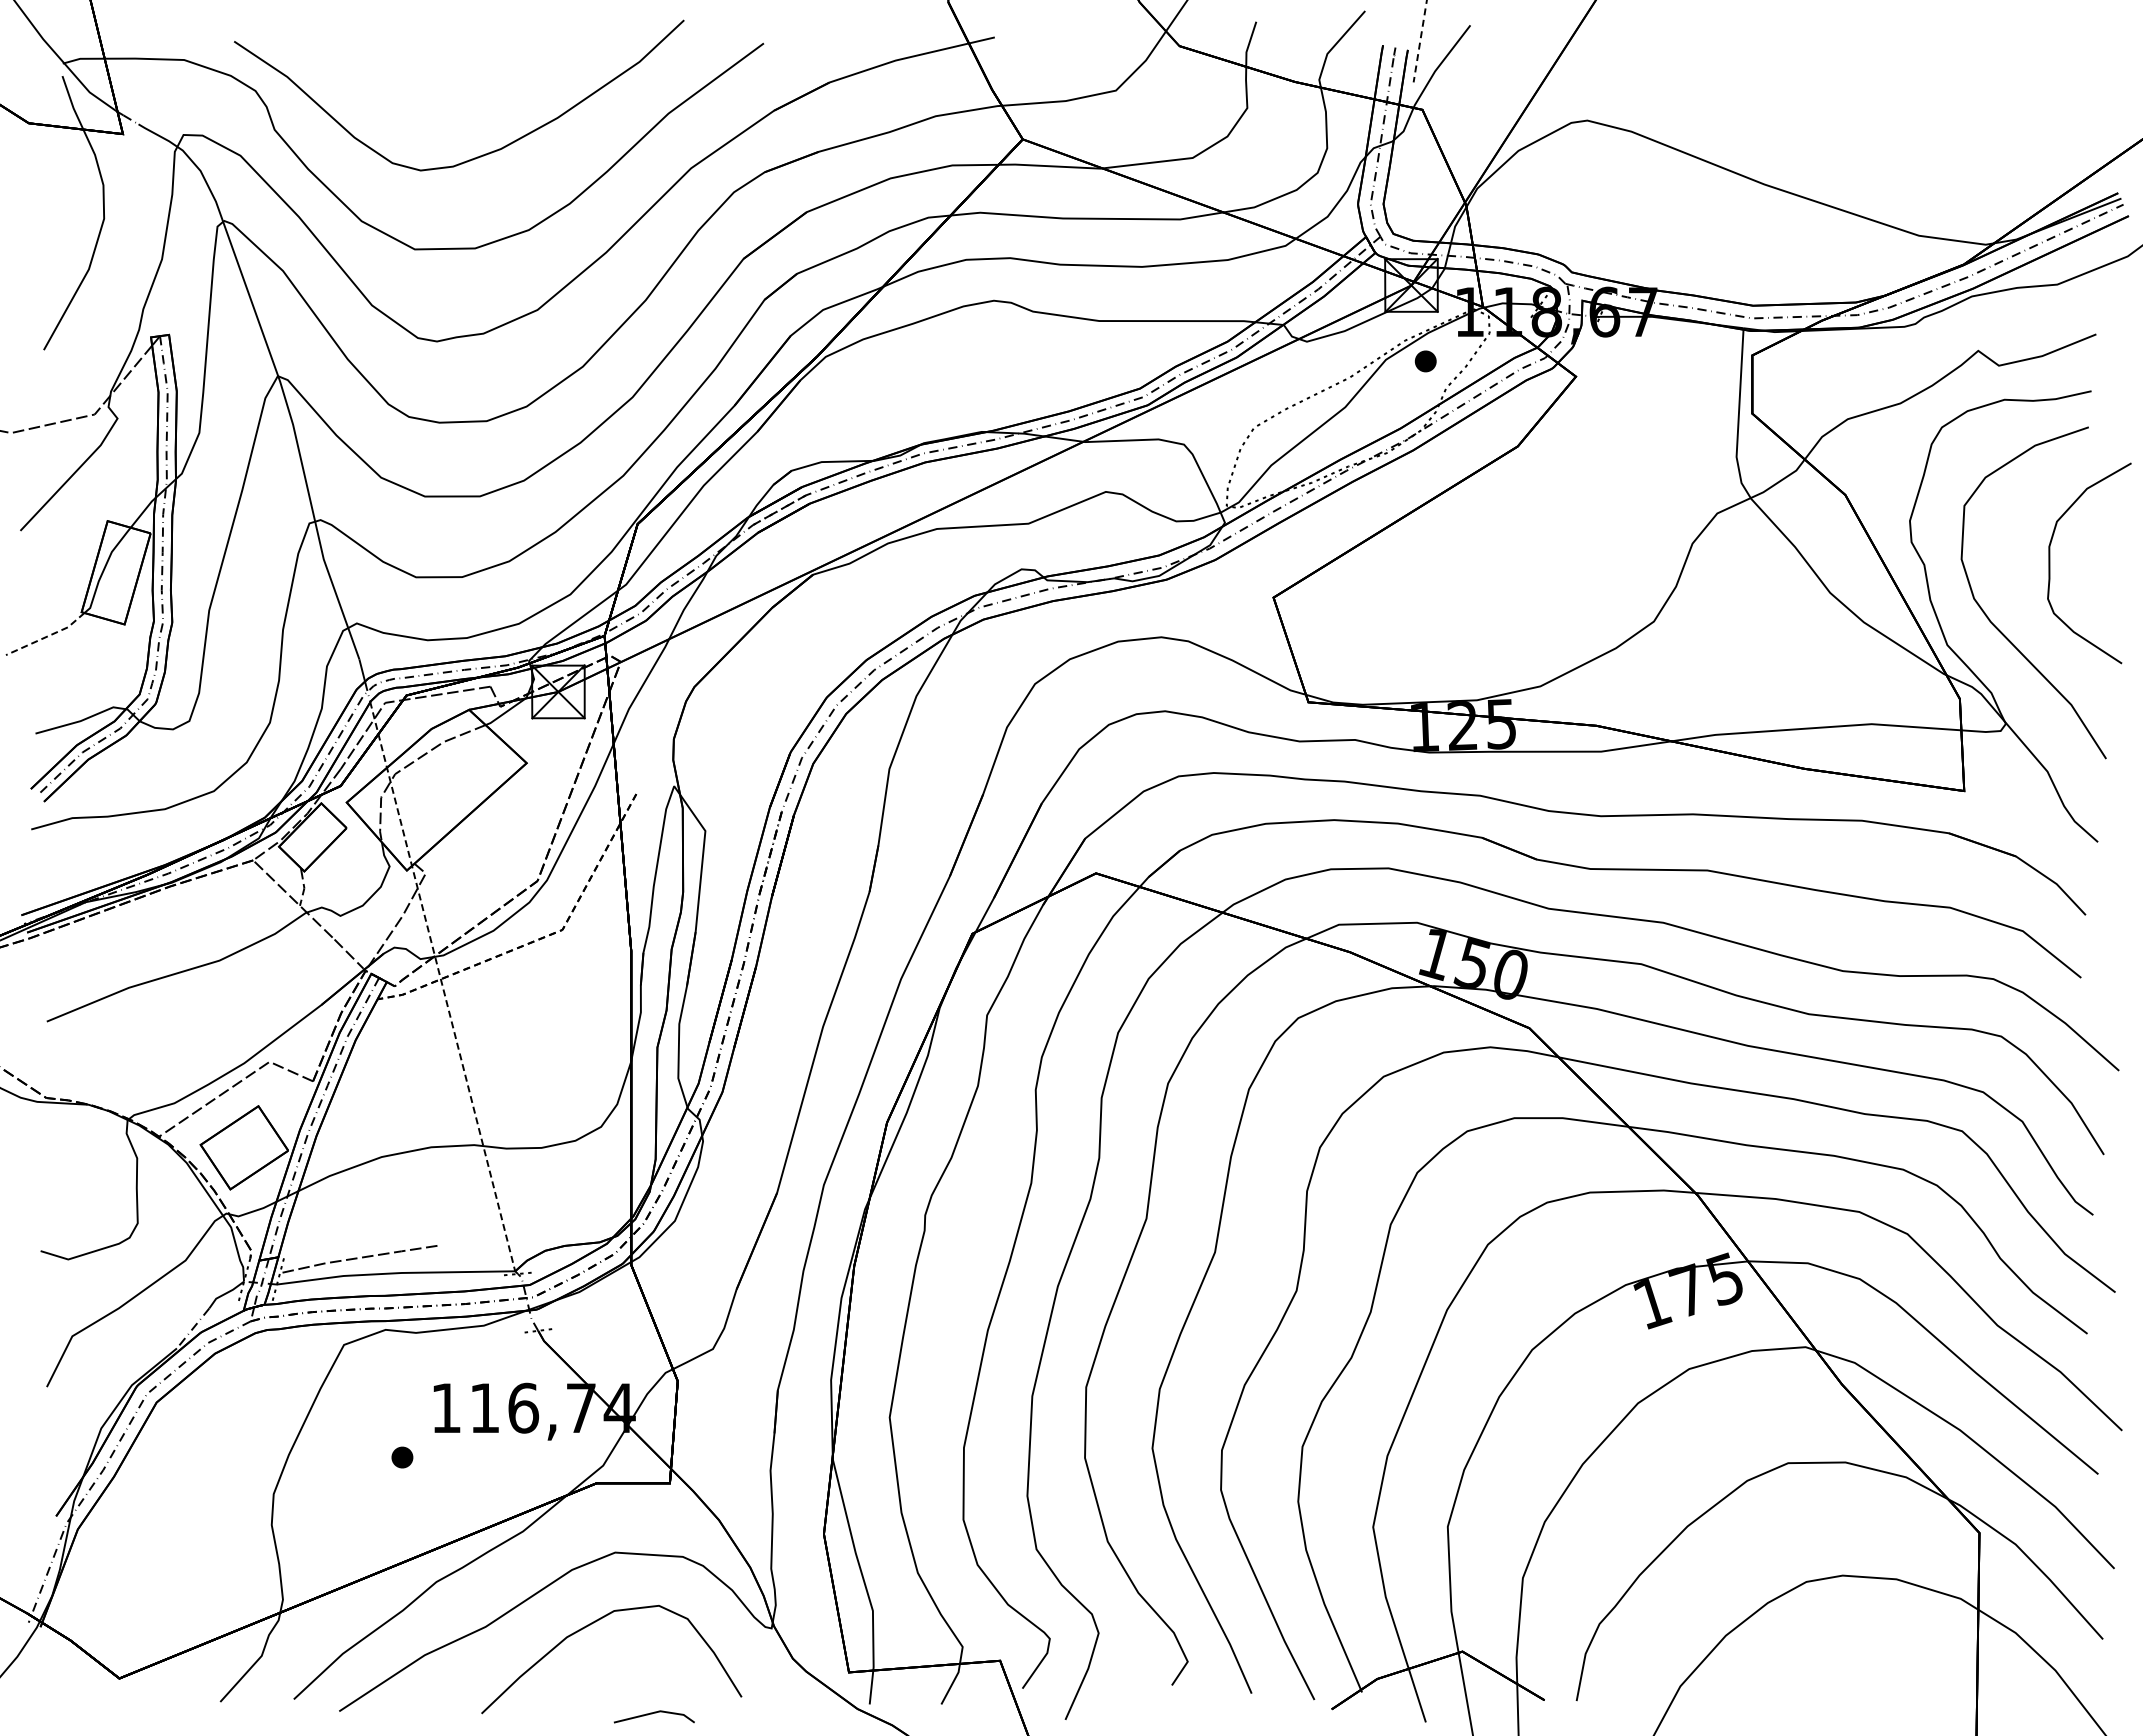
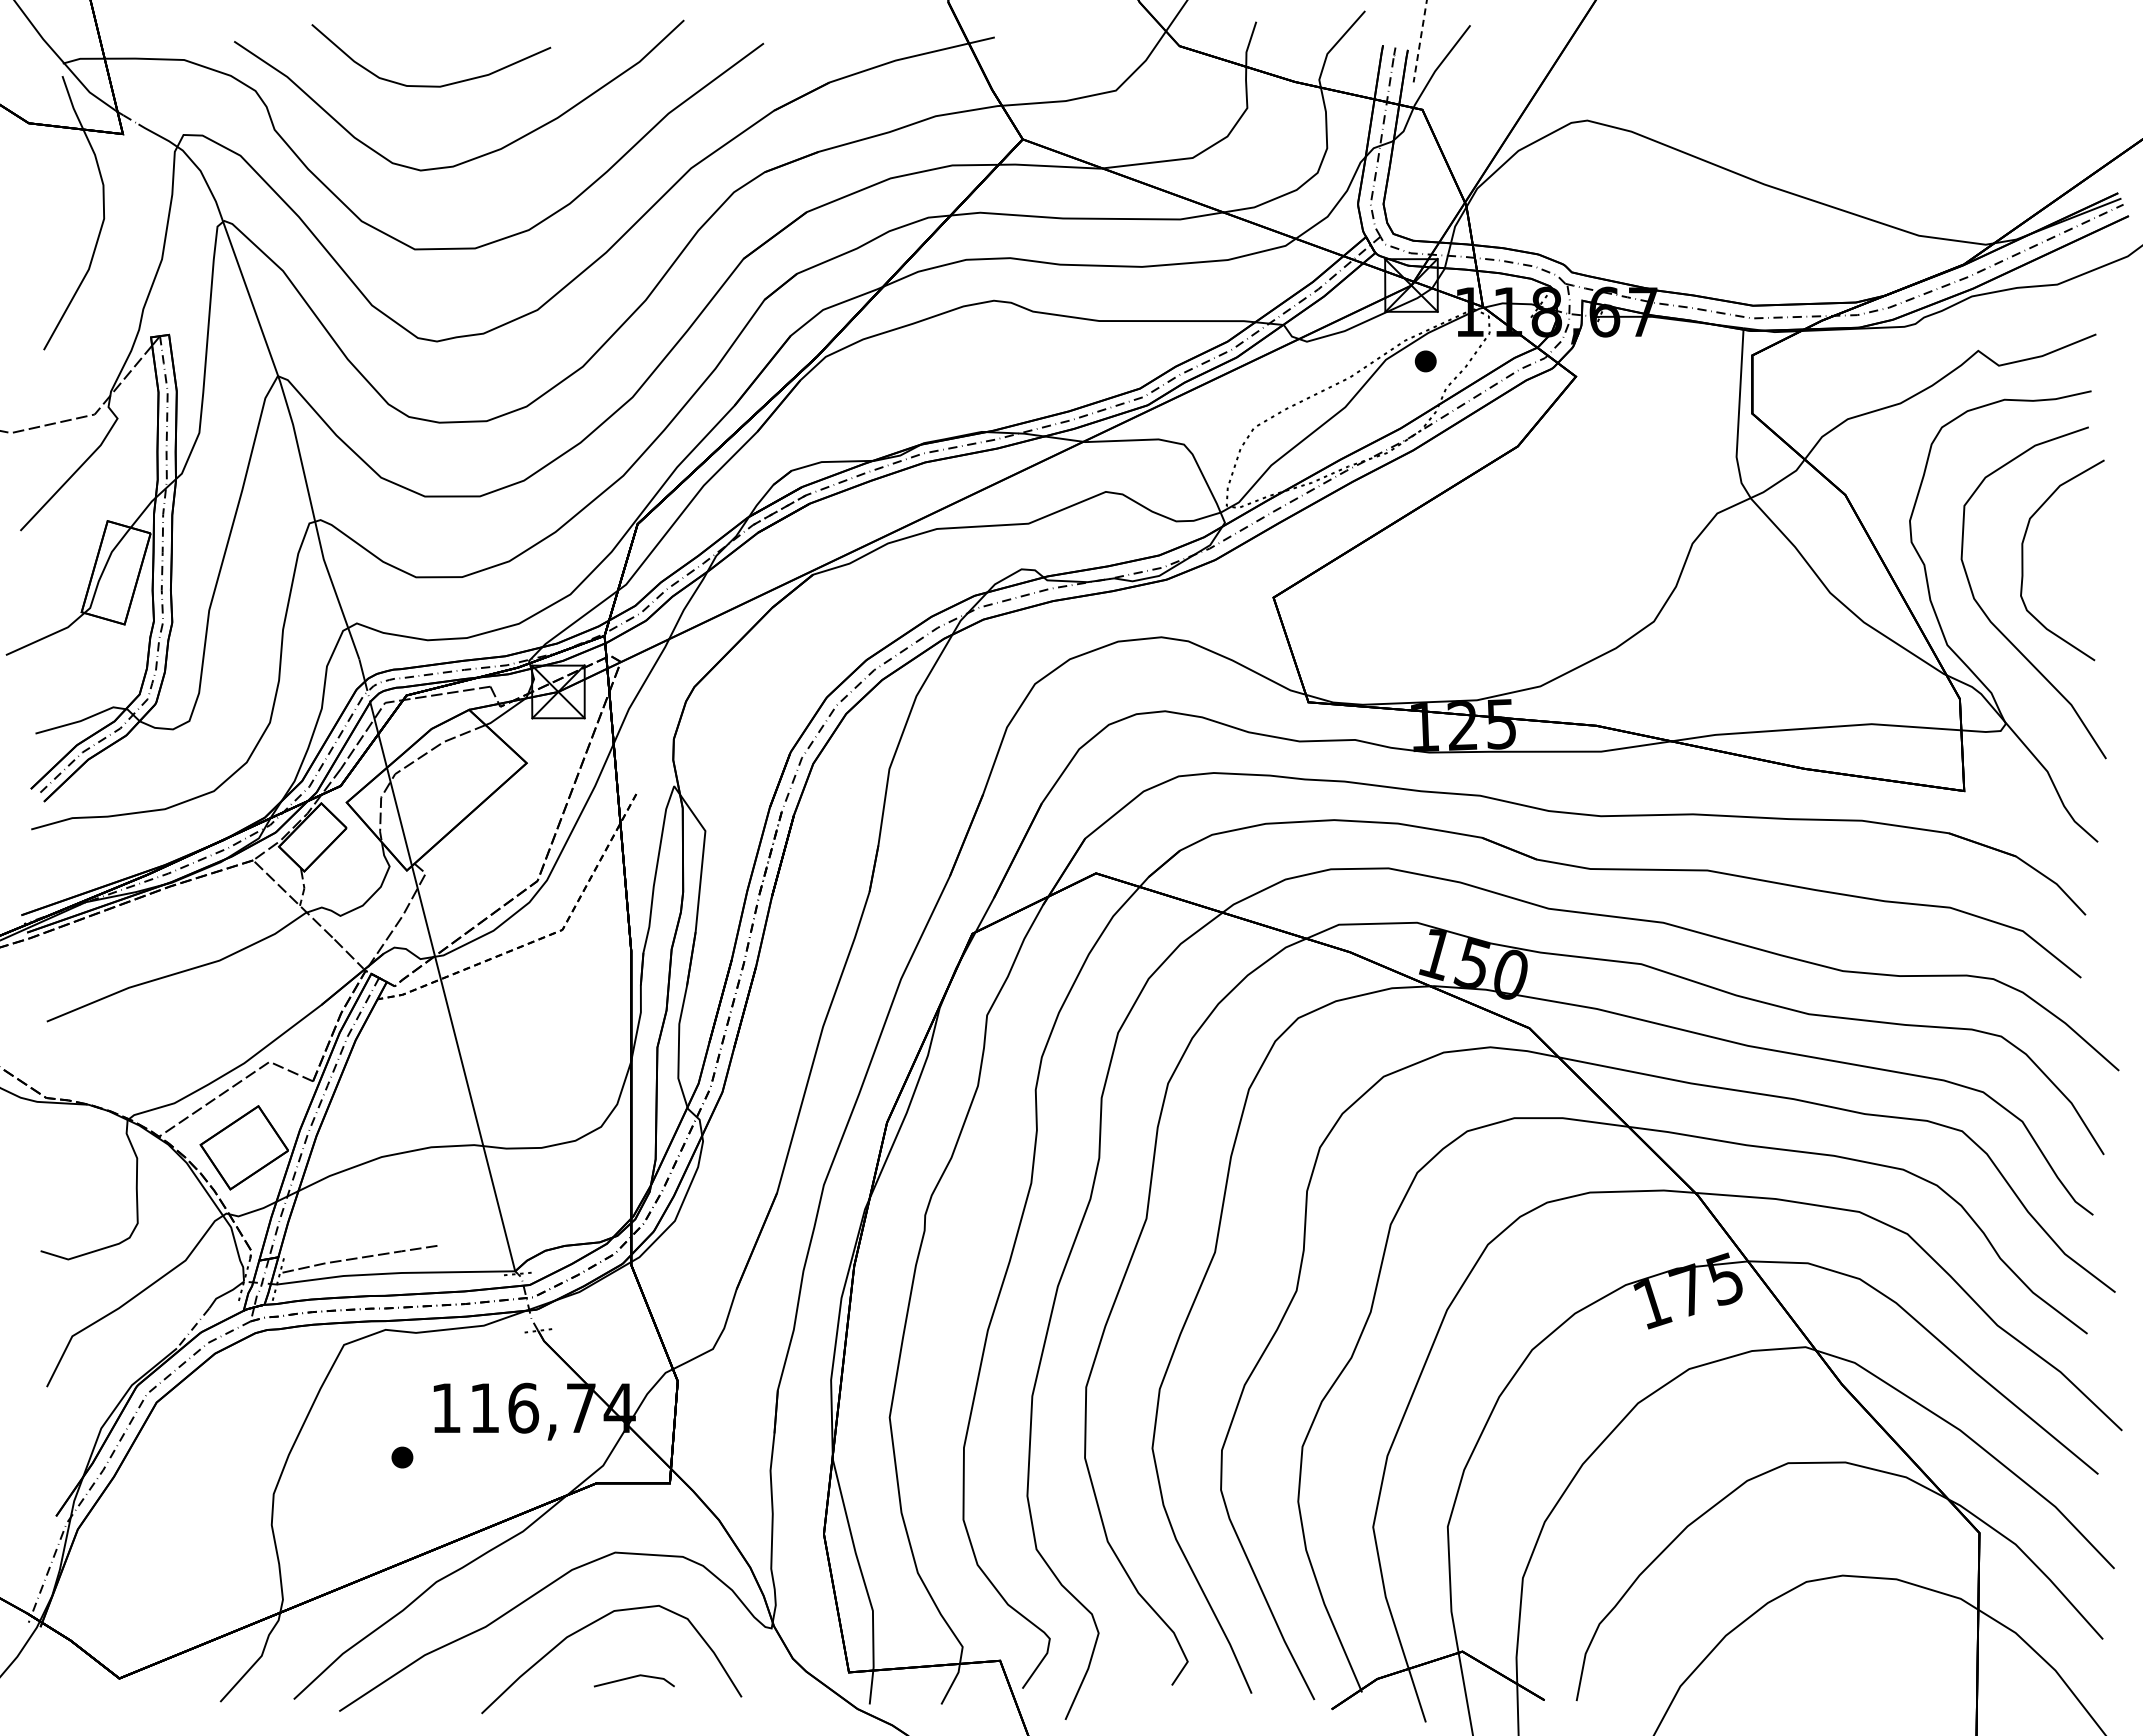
curve: none -> present (431, 85)
curve position: (2050, 563) -> (2023, 560) (2023, 560)
line: dashed -> solid (47, 636)
line: dashed -> solid (442, 986)
line position: (652, 1714) -> (632, 1678) (632, 1678)
